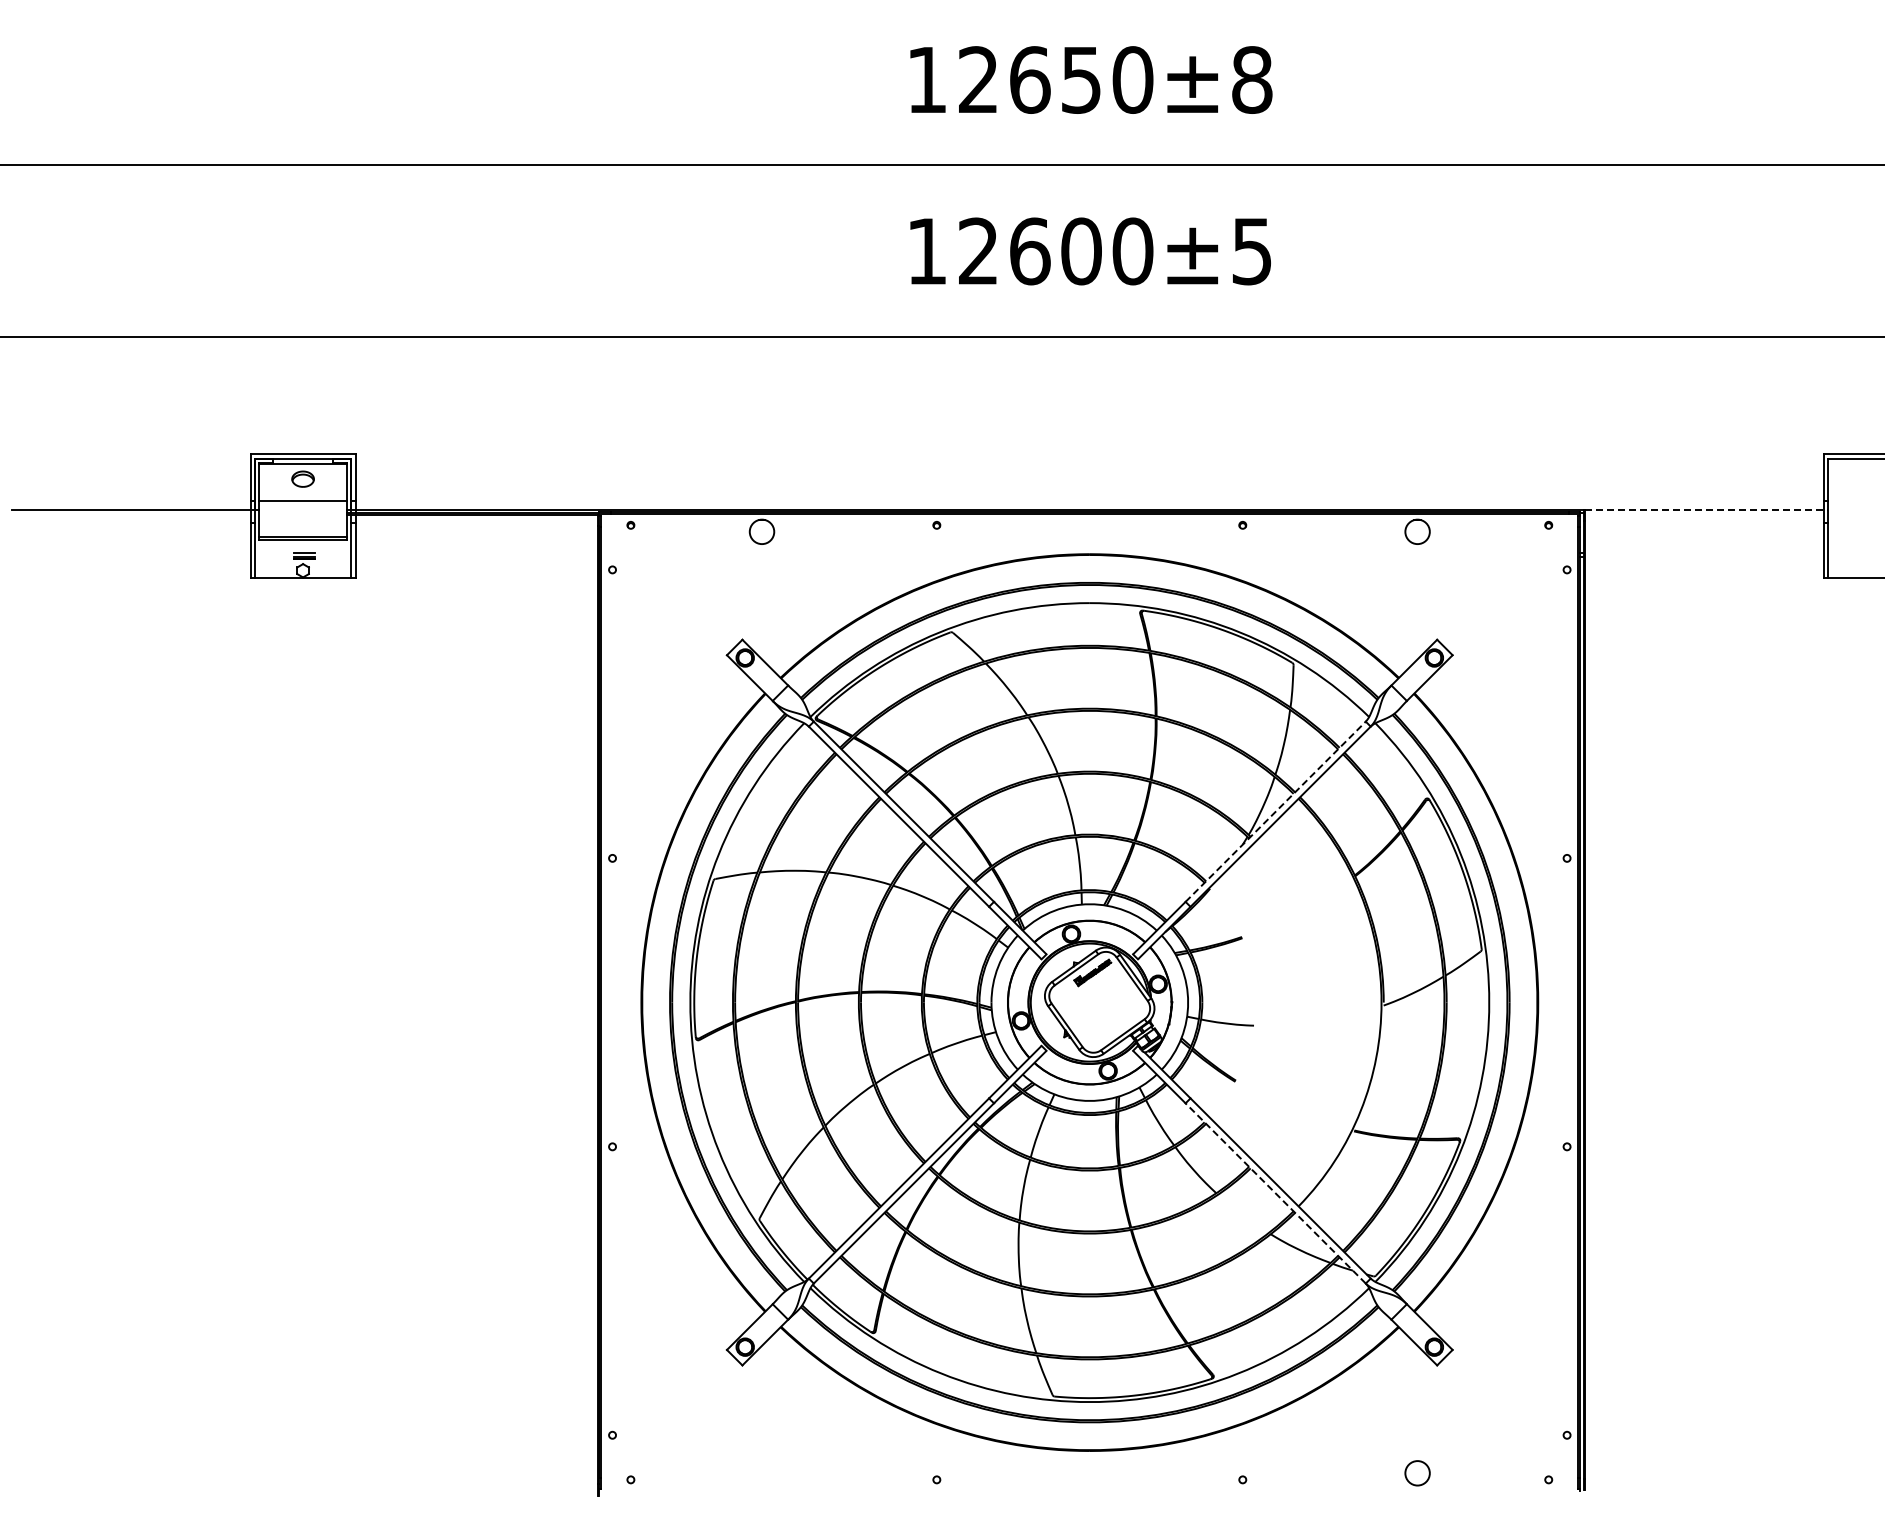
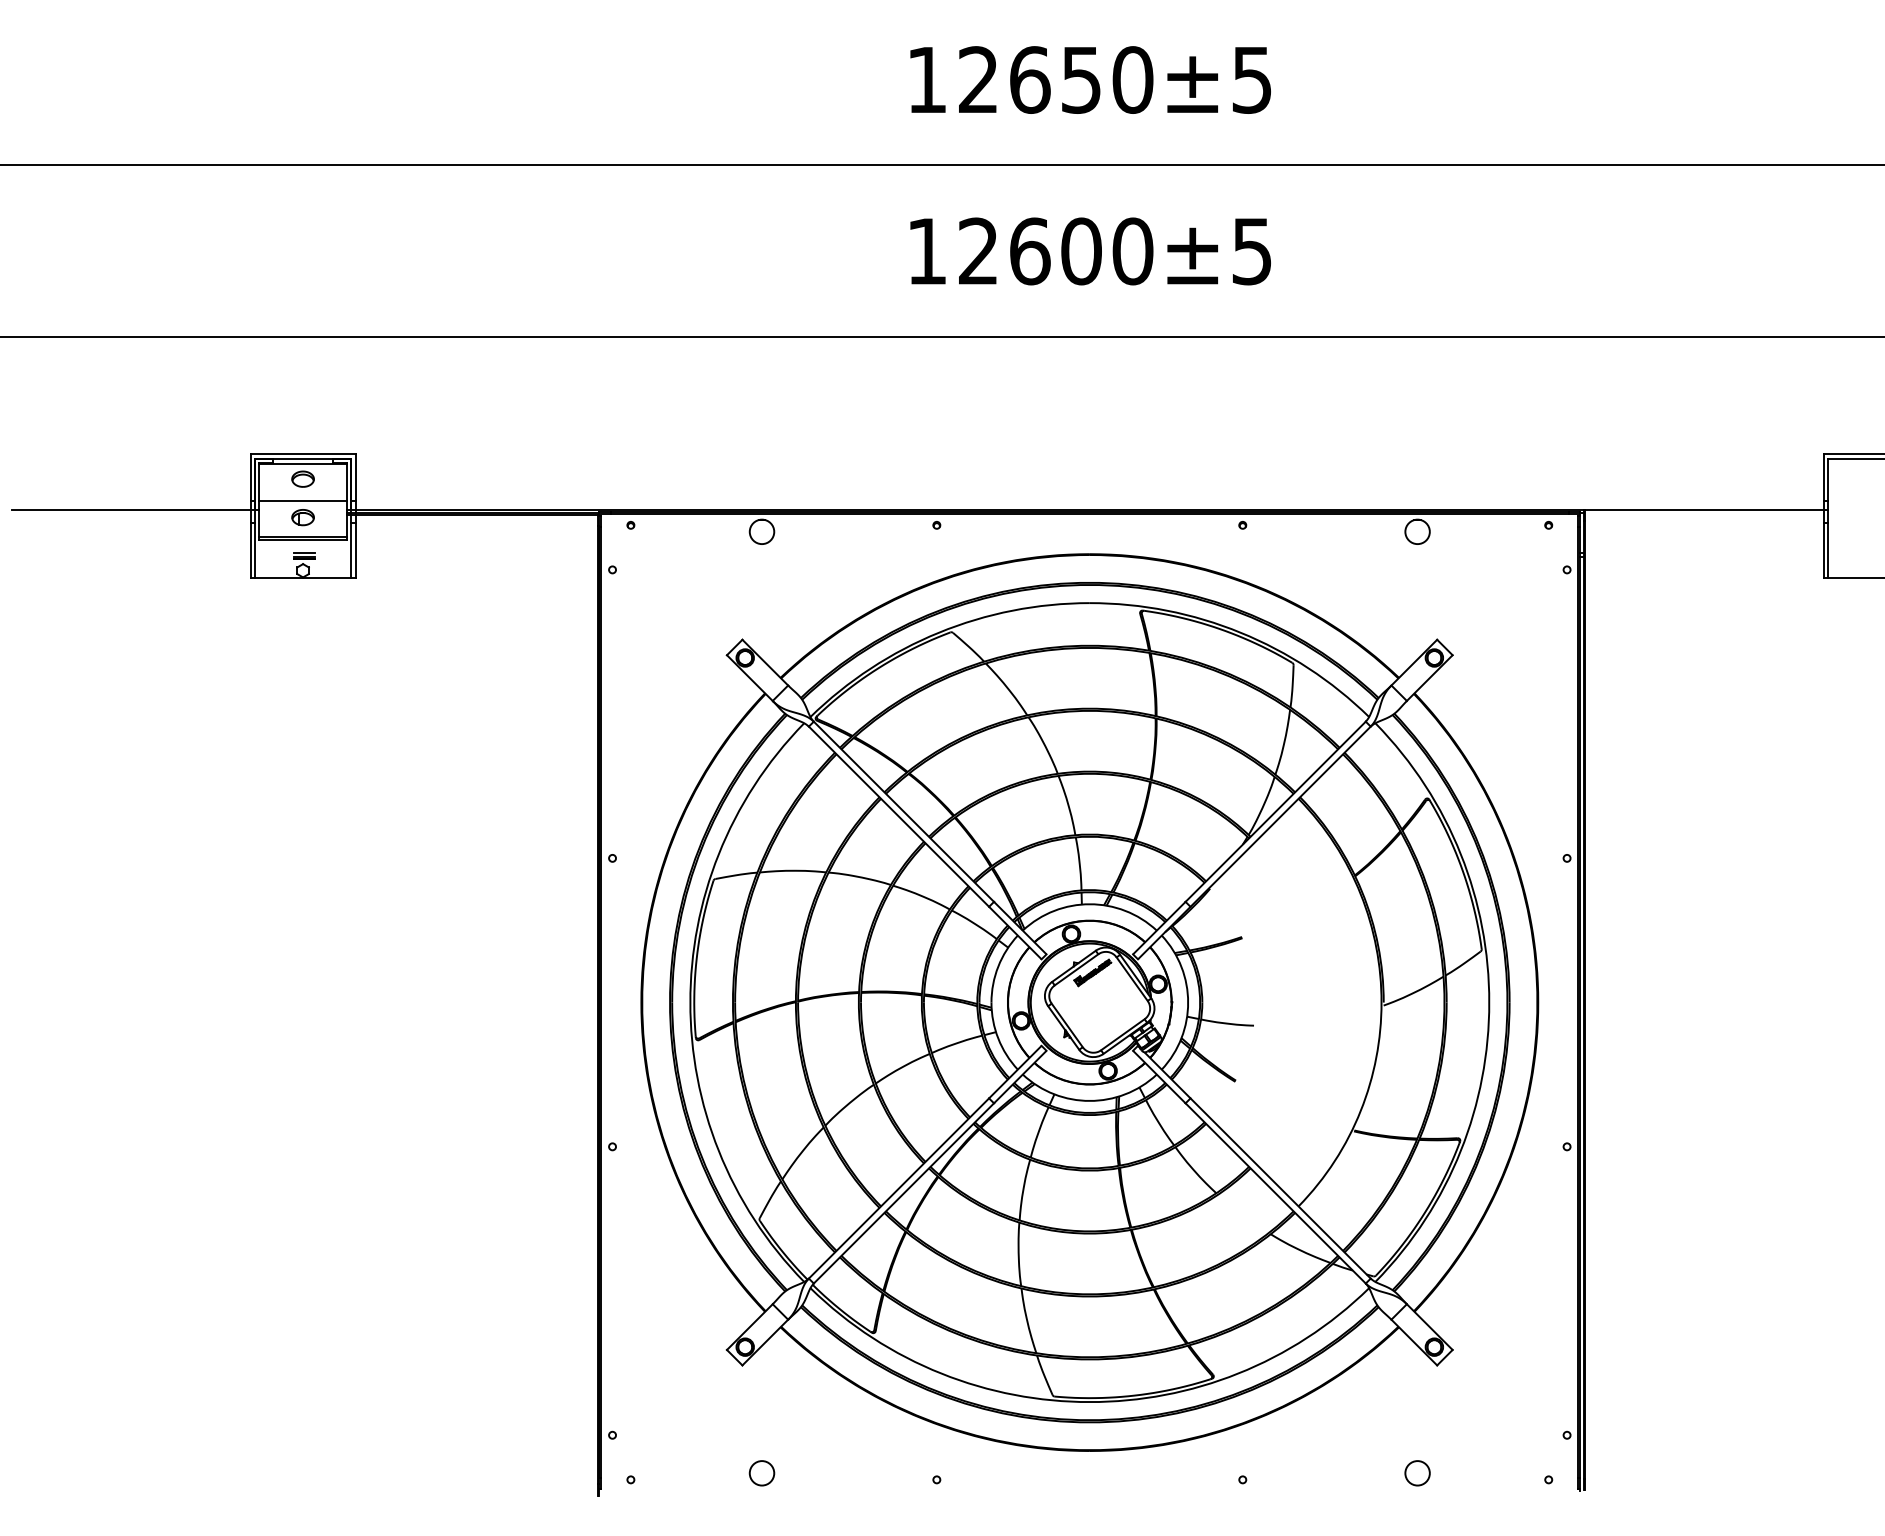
text: 12650±8 -> 12650±5 (1252, 79)
line: dashed -> solid (1706, 509)
part: none -> present (302, 517)
line: dashed -> solid (1276, 811)
line: dashed -> solid (1275, 1193)
circle: none -> present (761, 1473)
